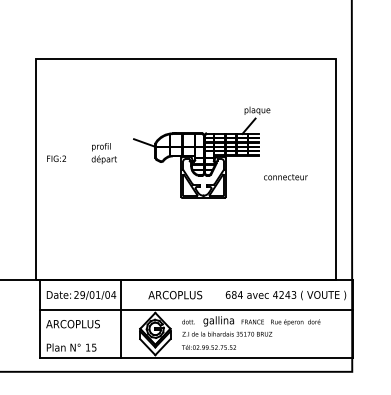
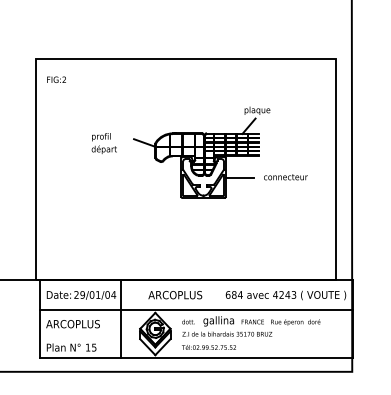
text position: (103, 153) -> (103, 143) (103, 143)
text position: (56, 158) -> (56, 79) (56, 79)
line: none -> present (239, 177)
